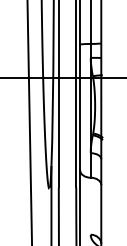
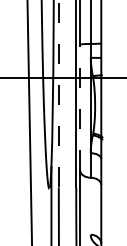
line: solid -> dashed (58, 93)
line: solid -> dashed (80, 107)
